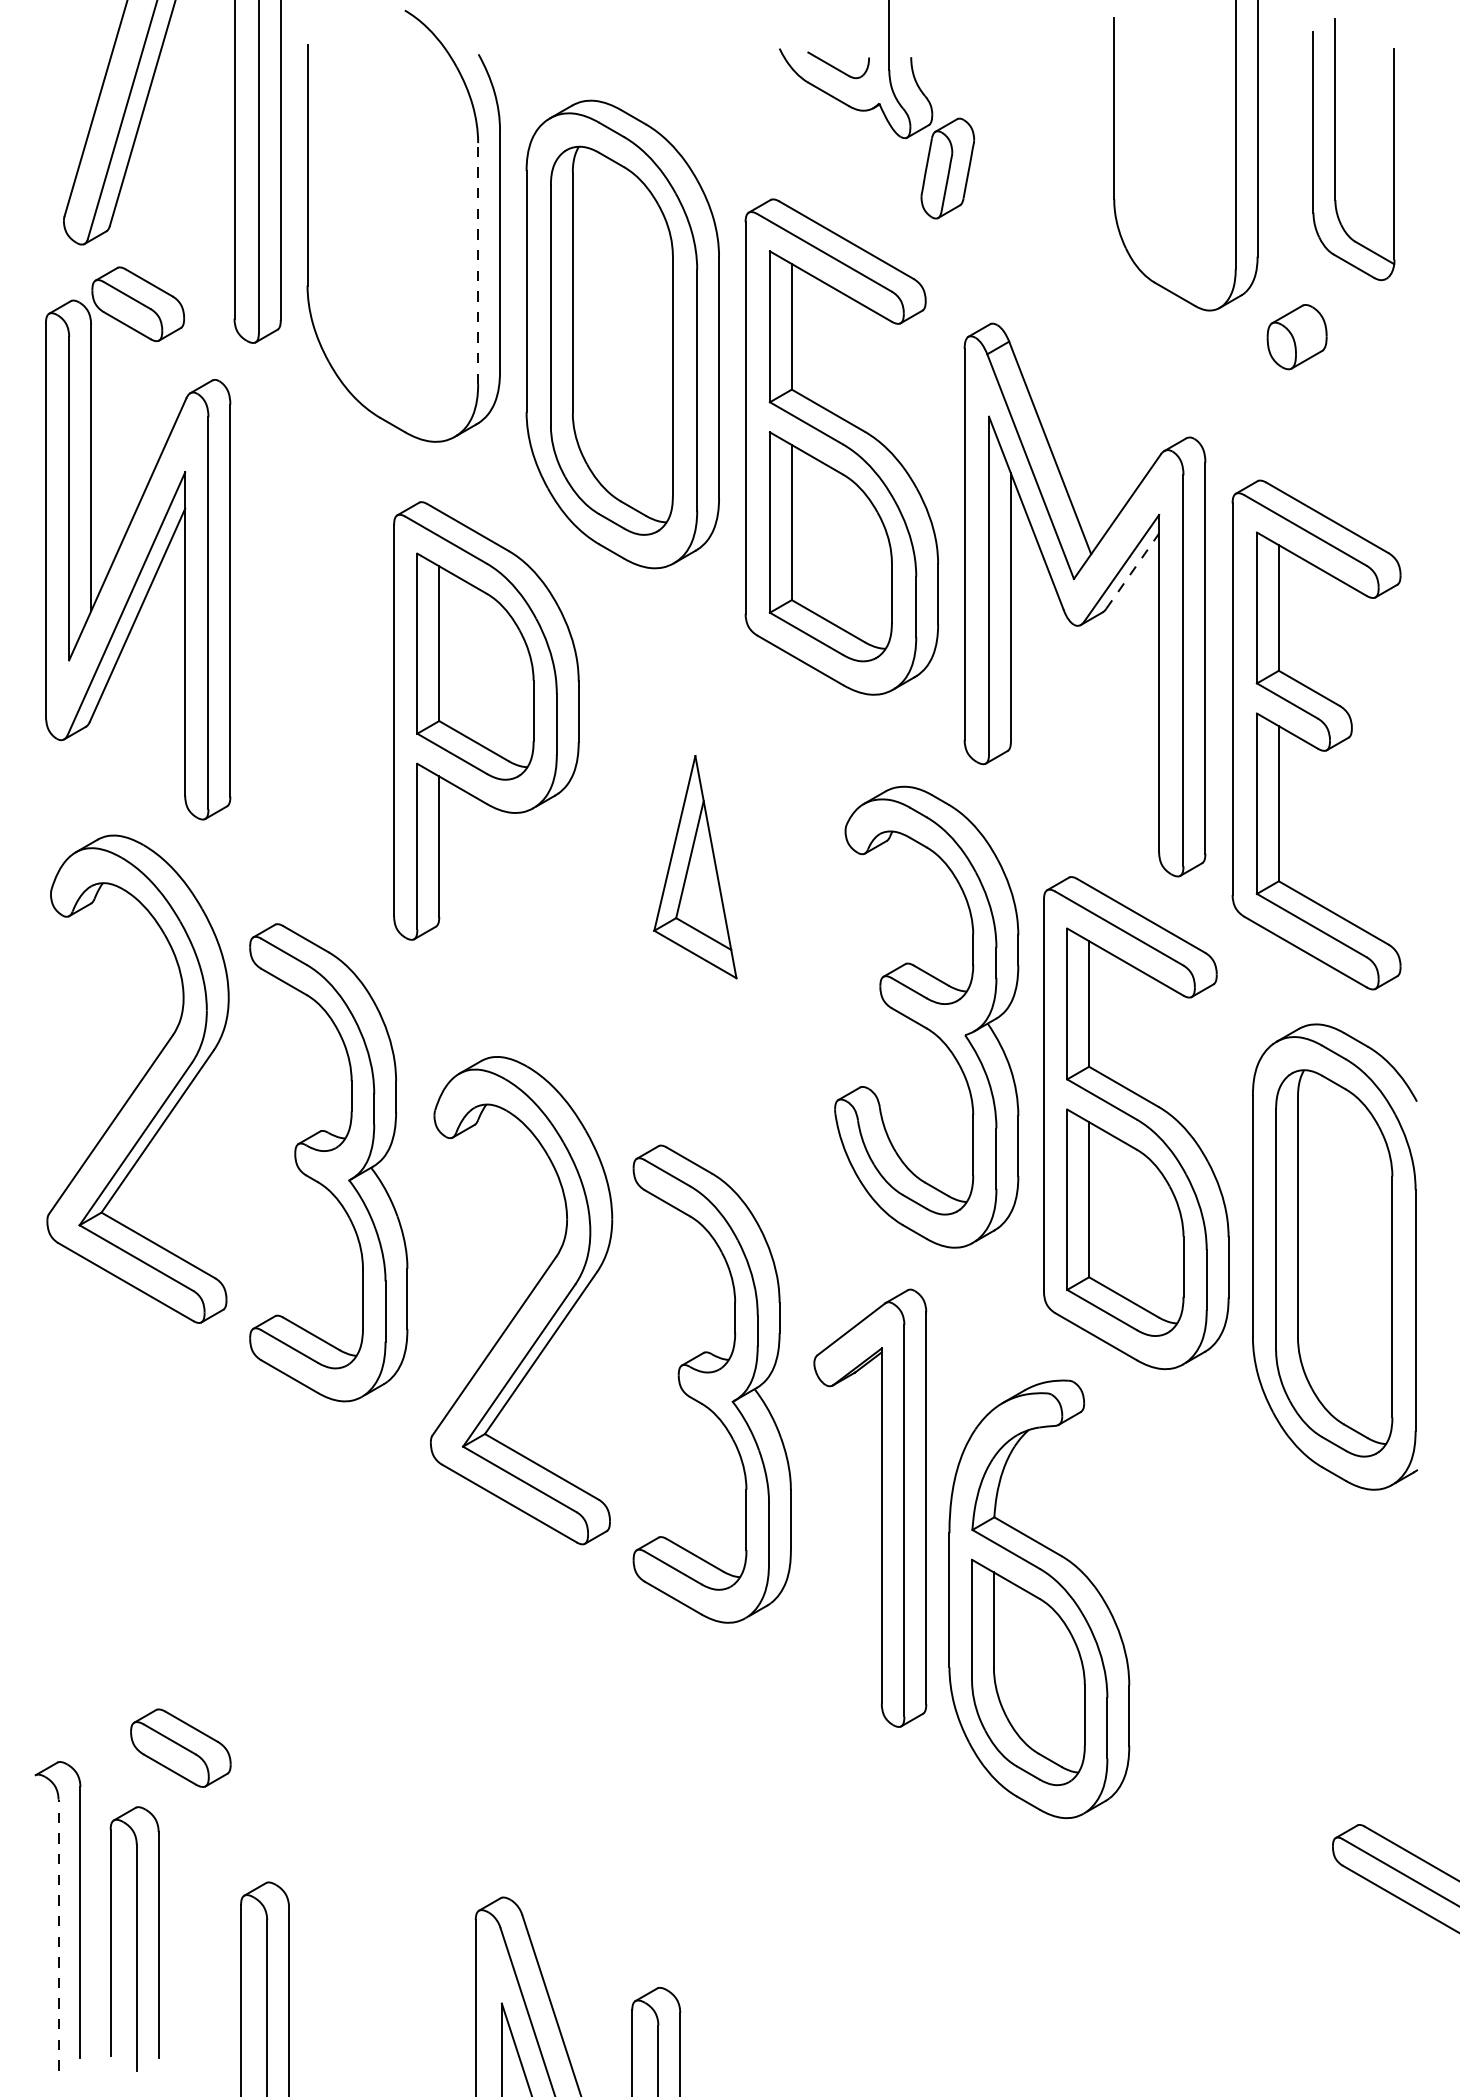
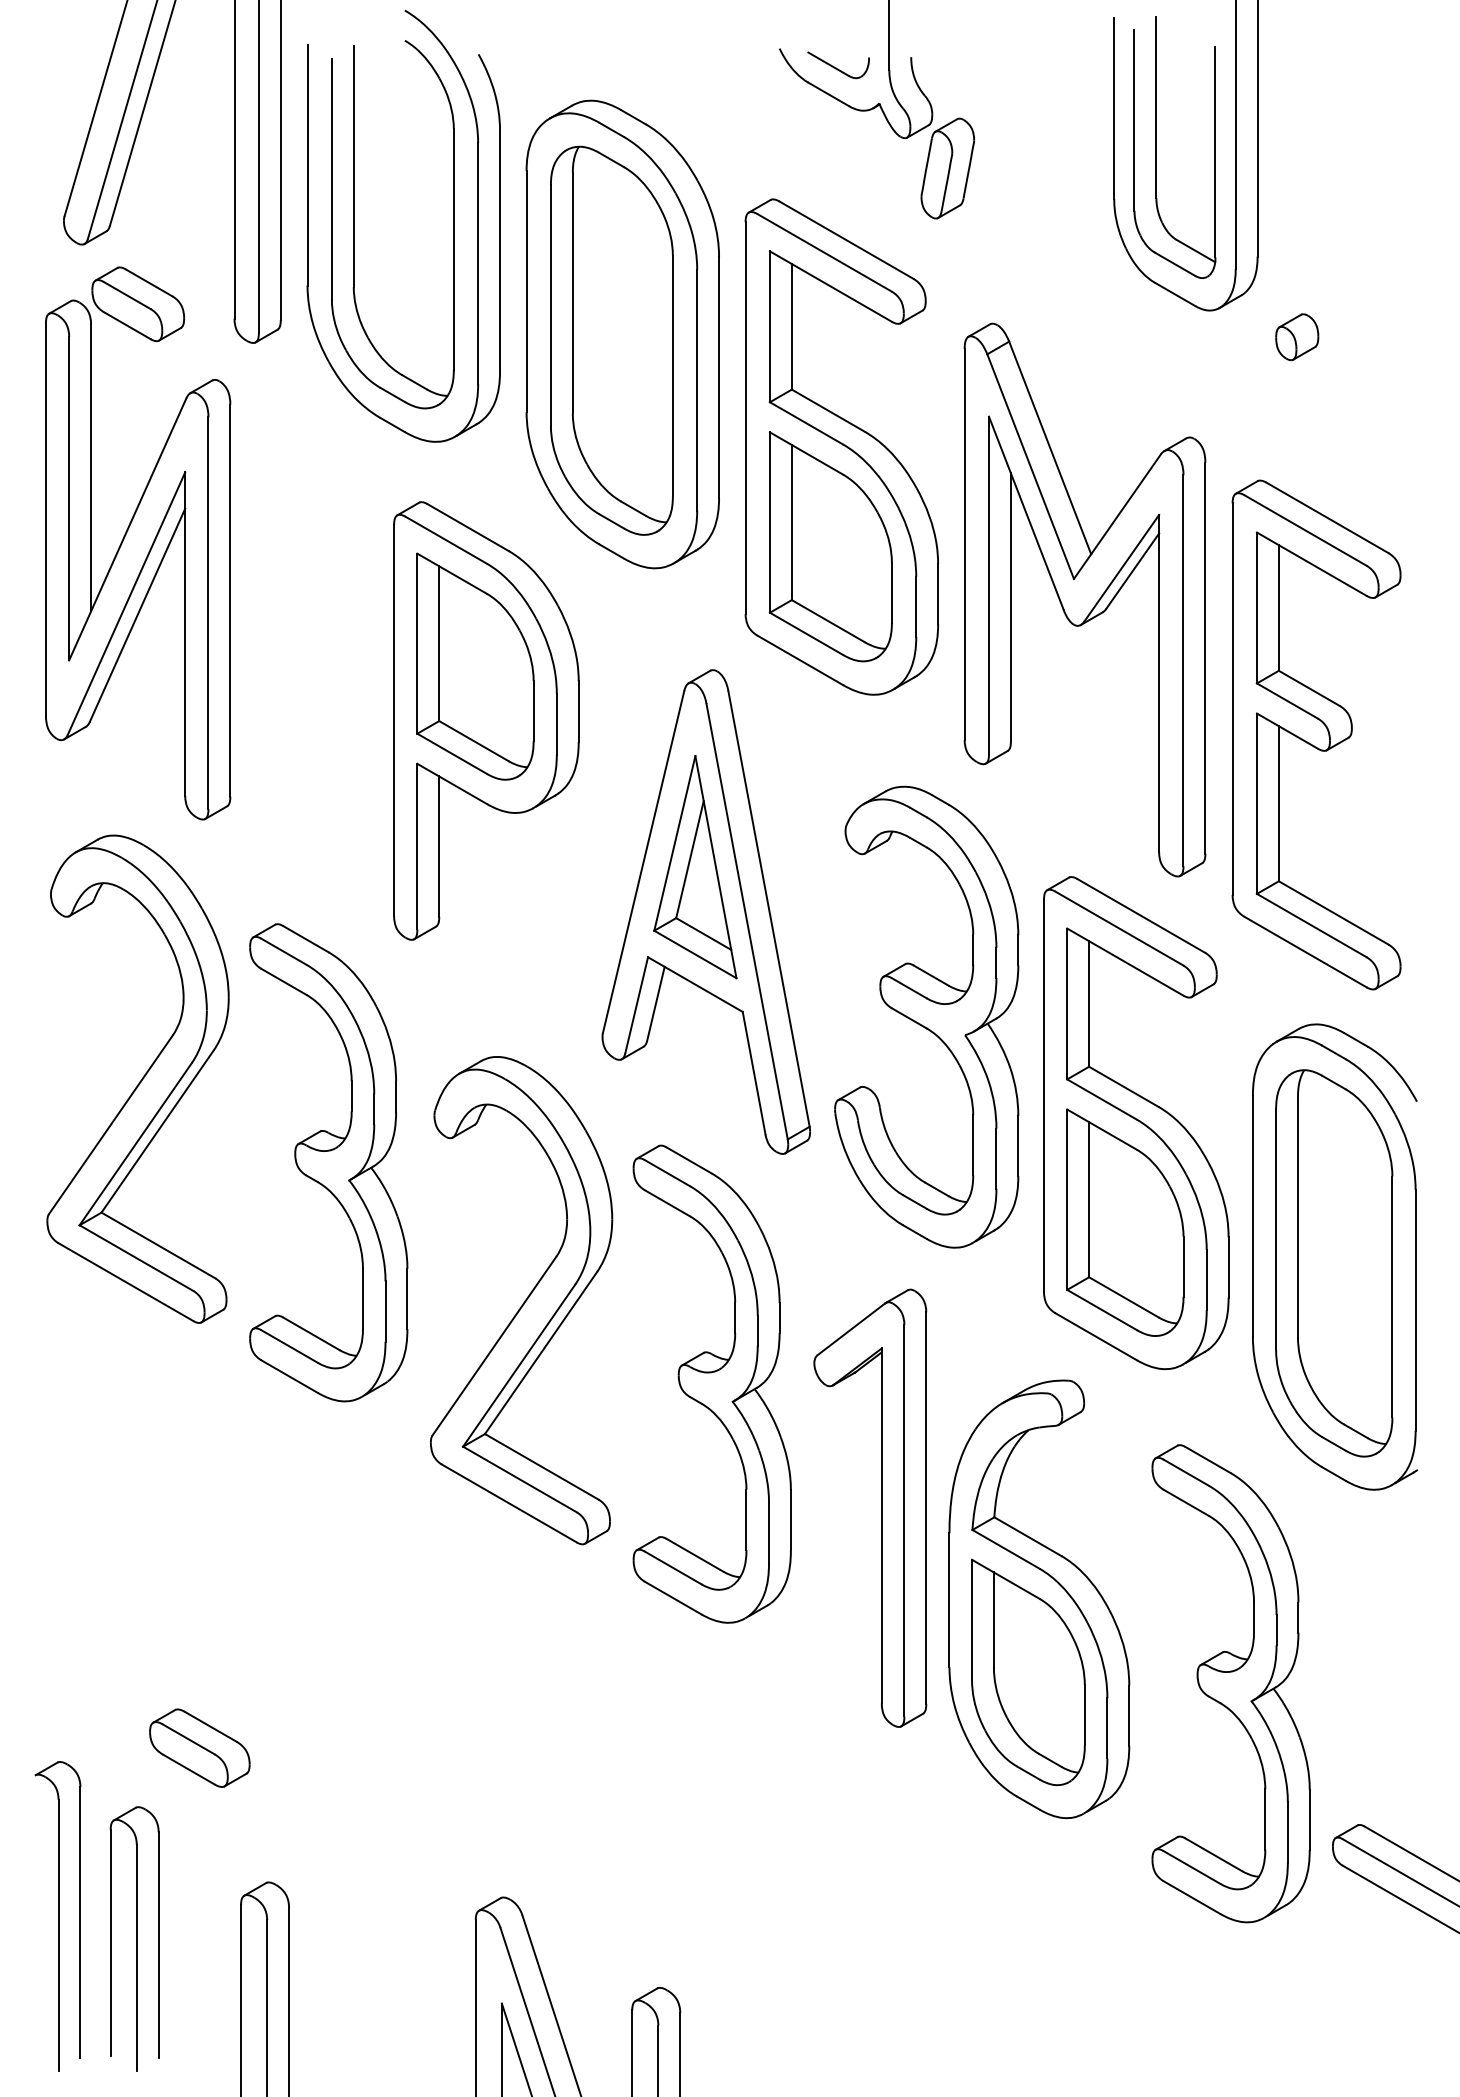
part position: (1335, 149) -> (1156, 147) (1156, 147)
part: none -> present (354, 224)
line: dashed -> solid (478, 263)
part size: 62x67 px -> 45x49 px (1297, 337)
line: dashed -> solid (1133, 570)
part: none -> present (705, 911)
part: none -> present (1230, 1683)
part position: (180, 1747) -> (199, 1747) (199, 1747)
line: dashed -> solid (58, 1935)
